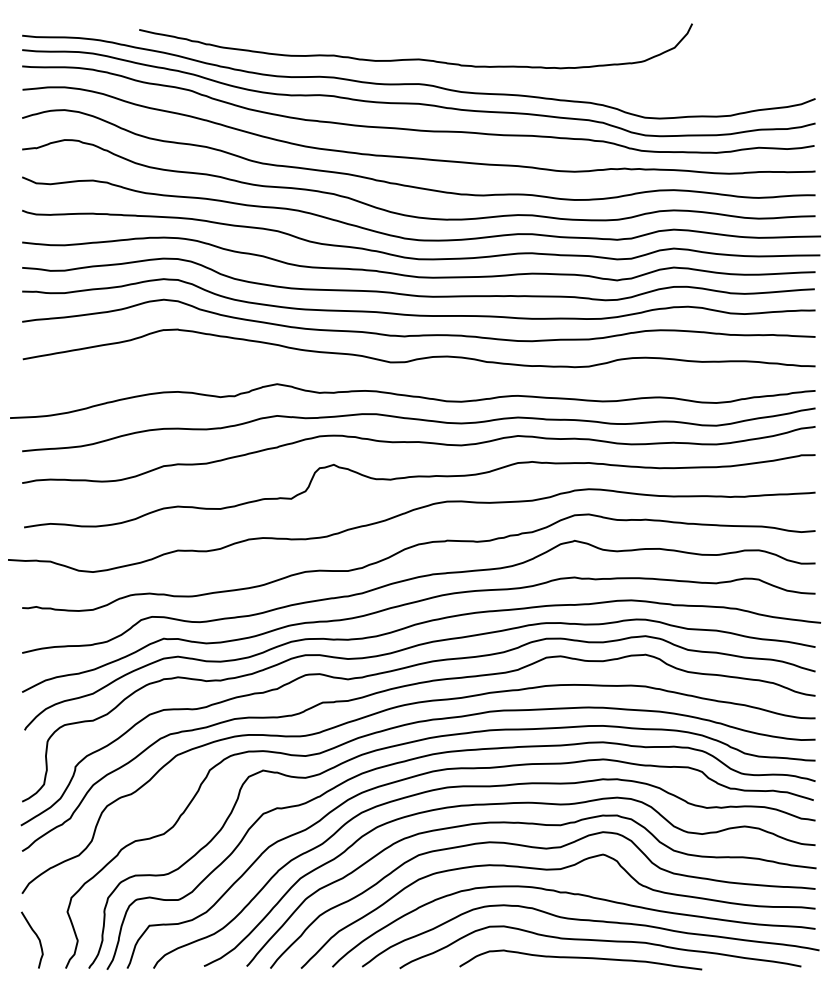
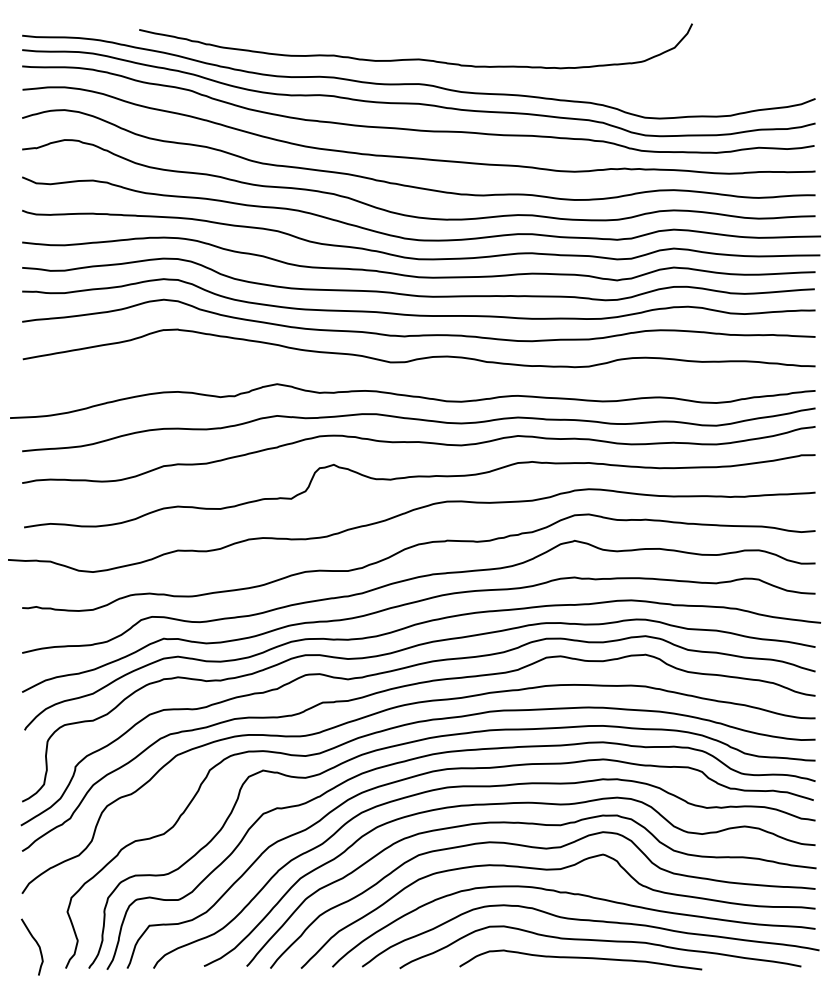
curve position: (35, 935) -> (35, 942) (35, 942)
